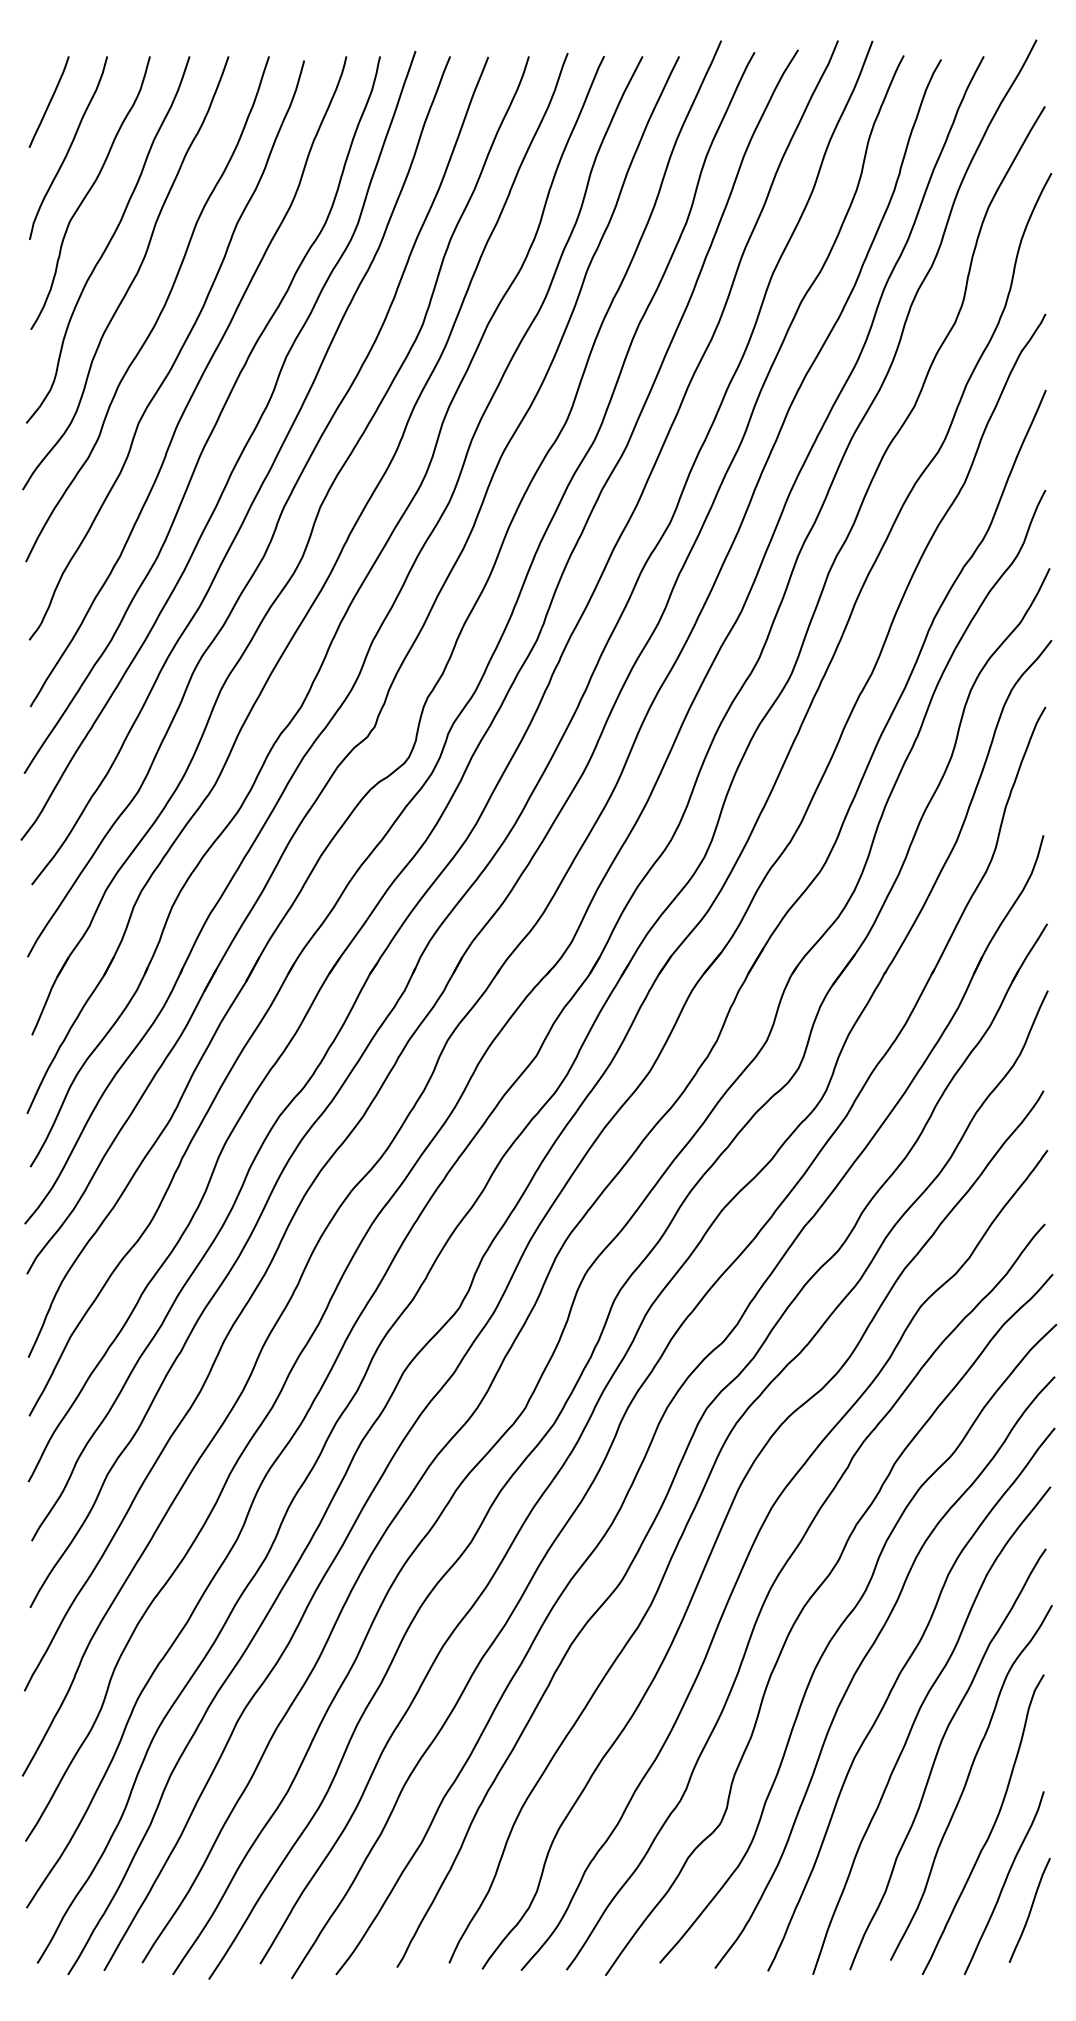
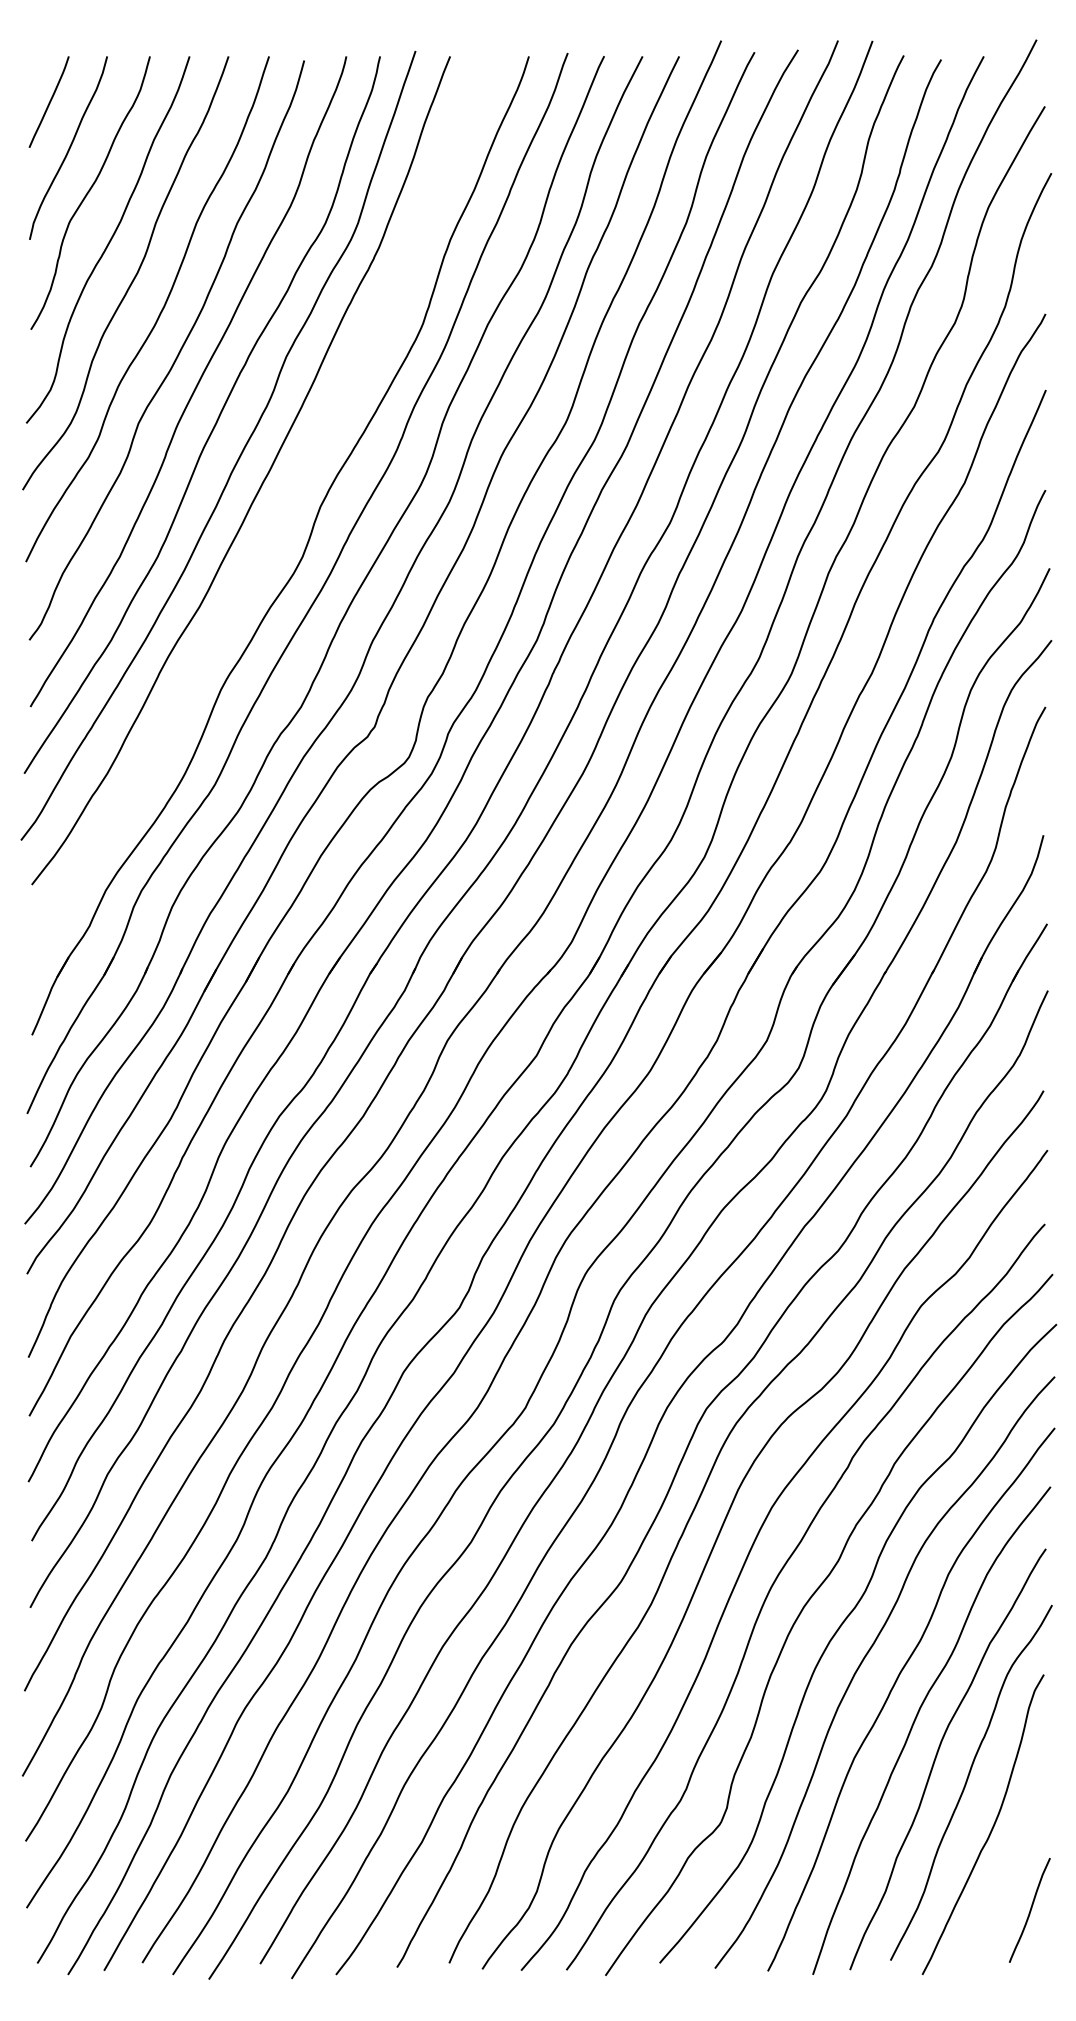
curve: present -> none (280, 512)
curve: present -> none (1004, 1882)
